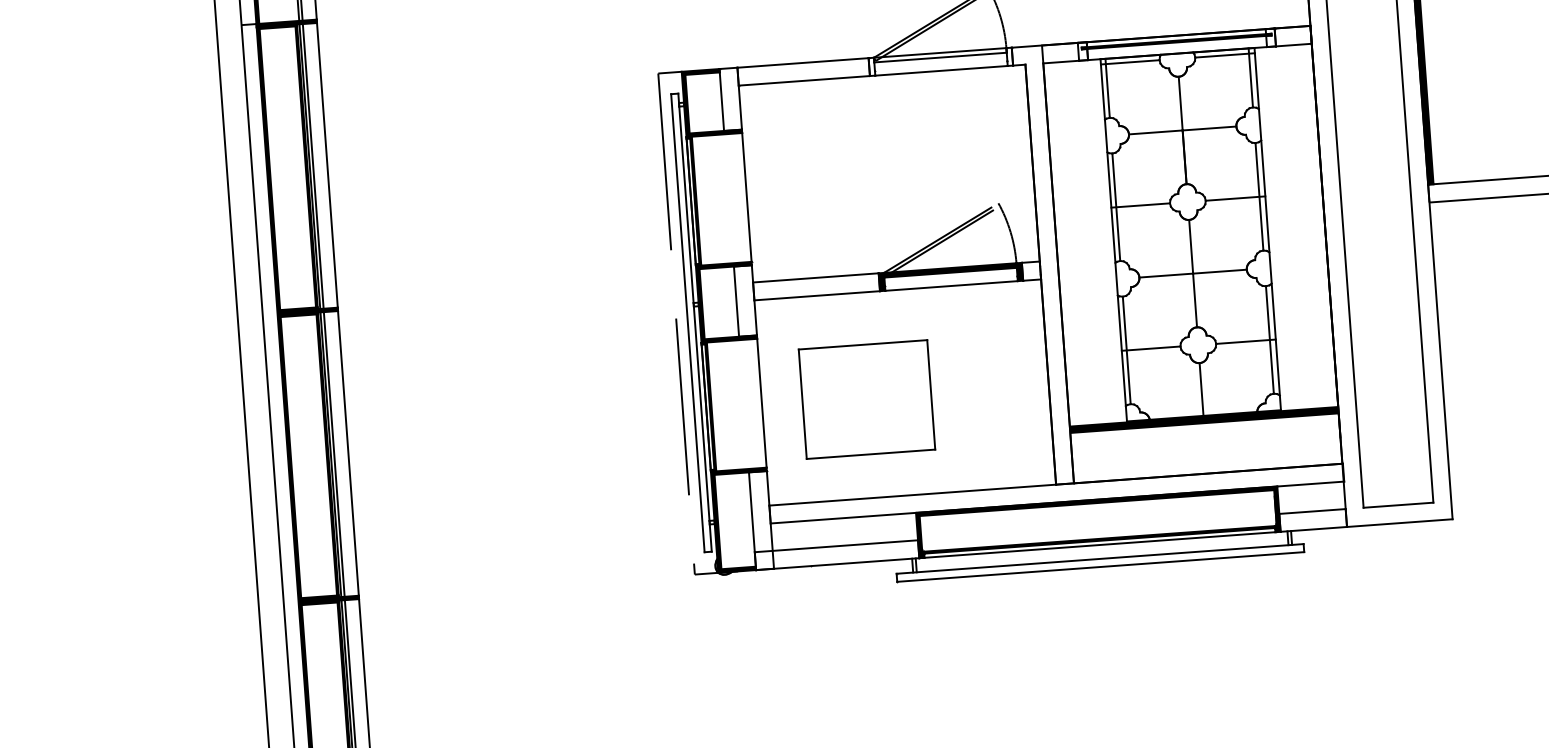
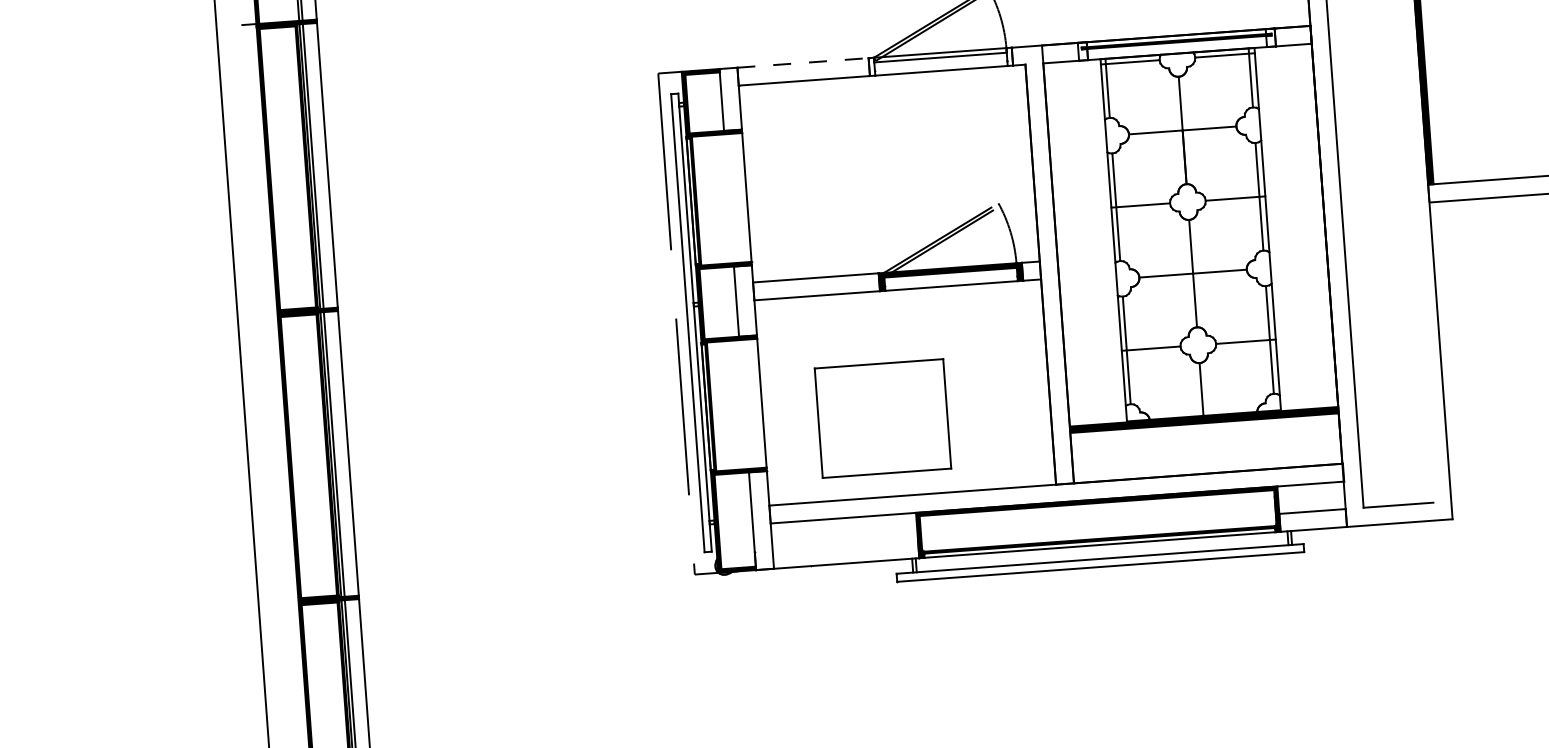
line: solid -> dashed (803, 62)
line: present -> none (1414, 252)
line: present -> none (266, 373)
part position: (866, 399) -> (882, 418) (882, 418)
line: present -> none (836, 546)
